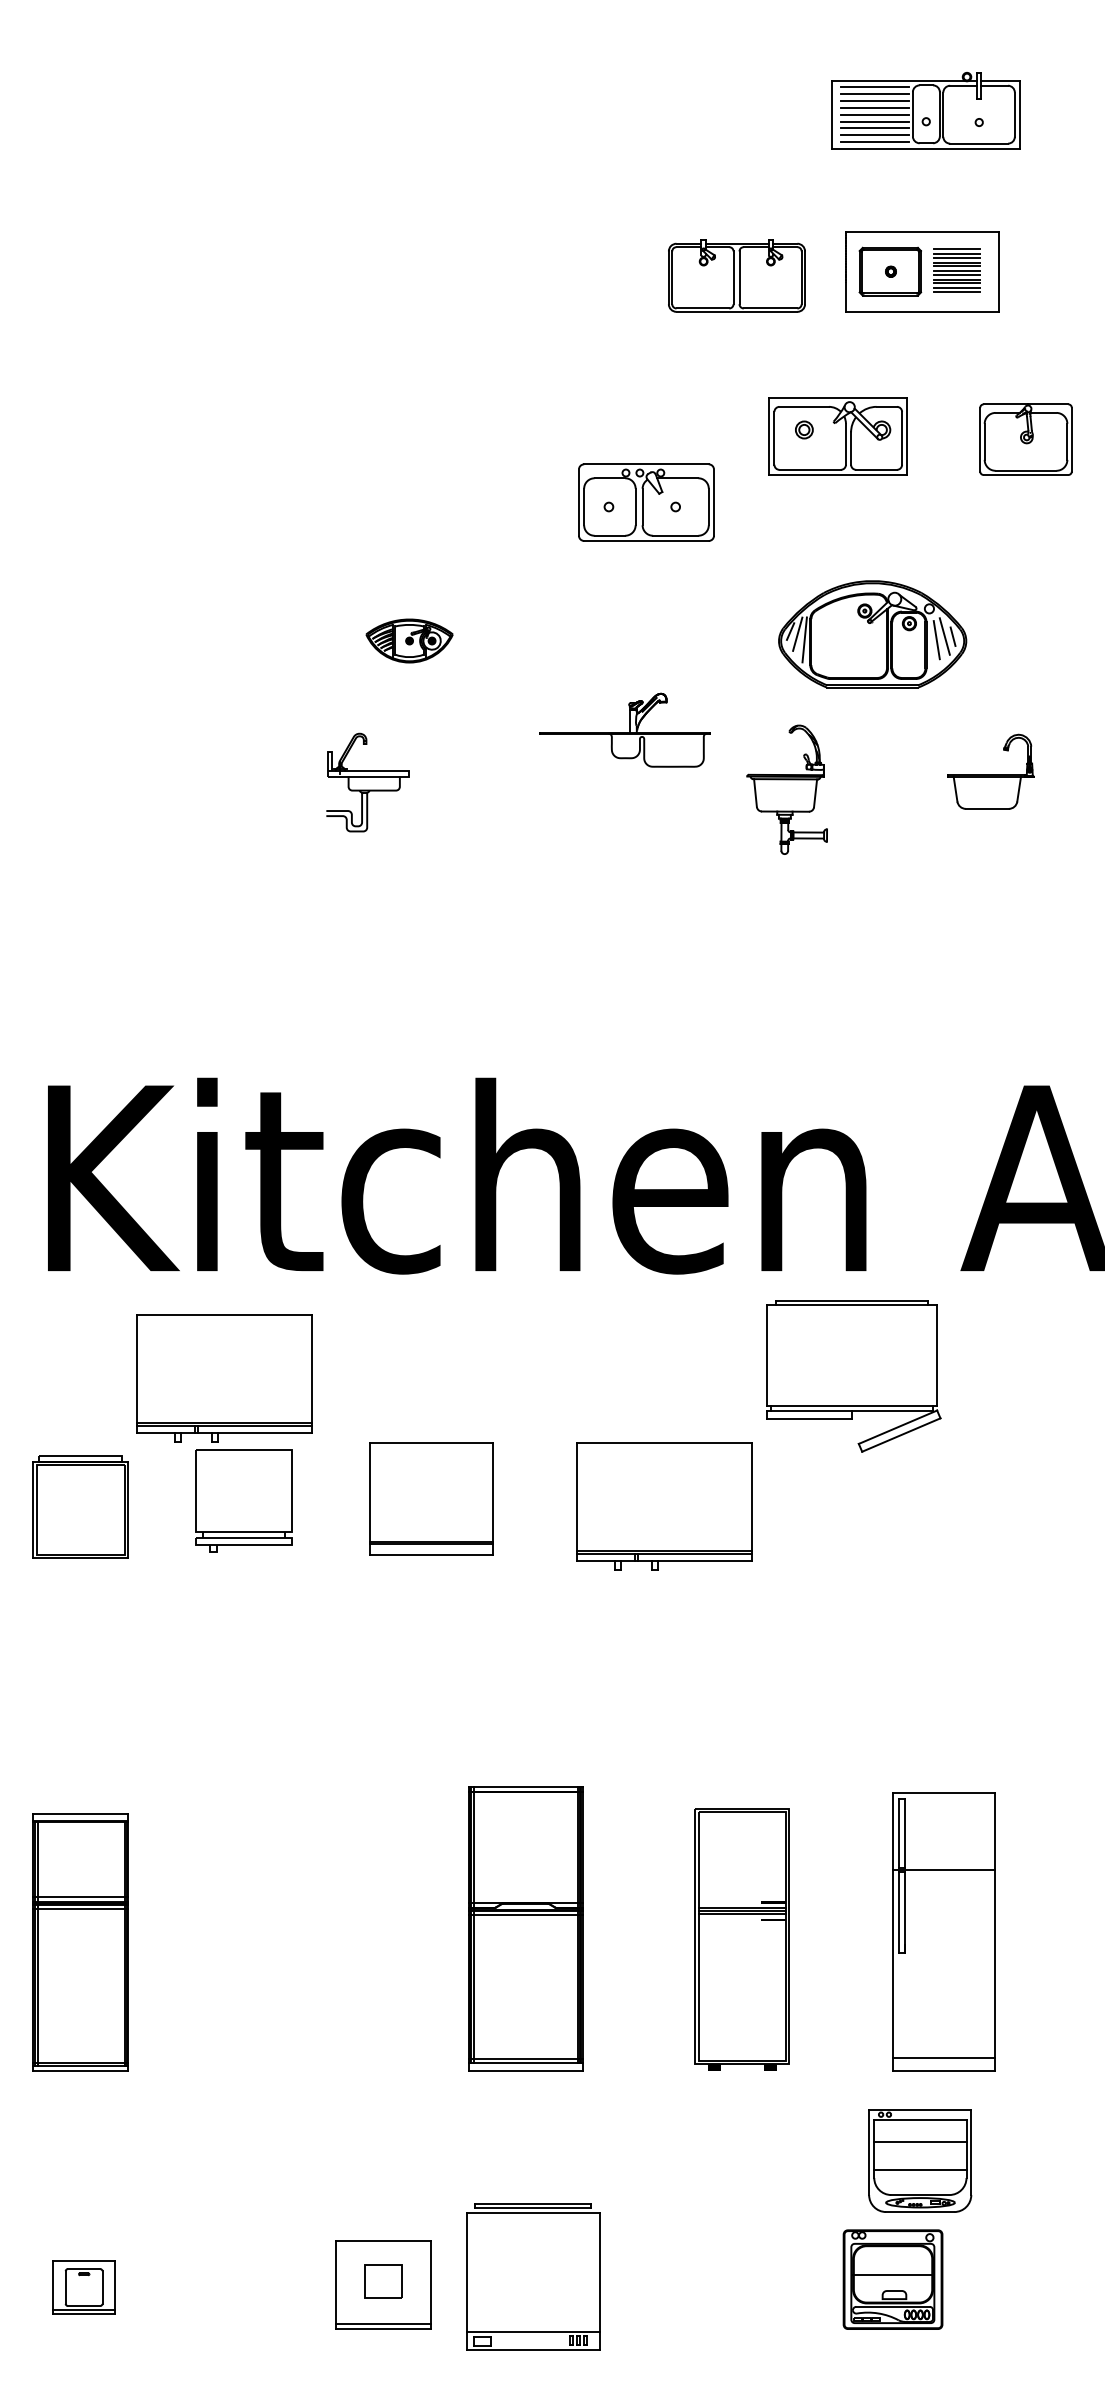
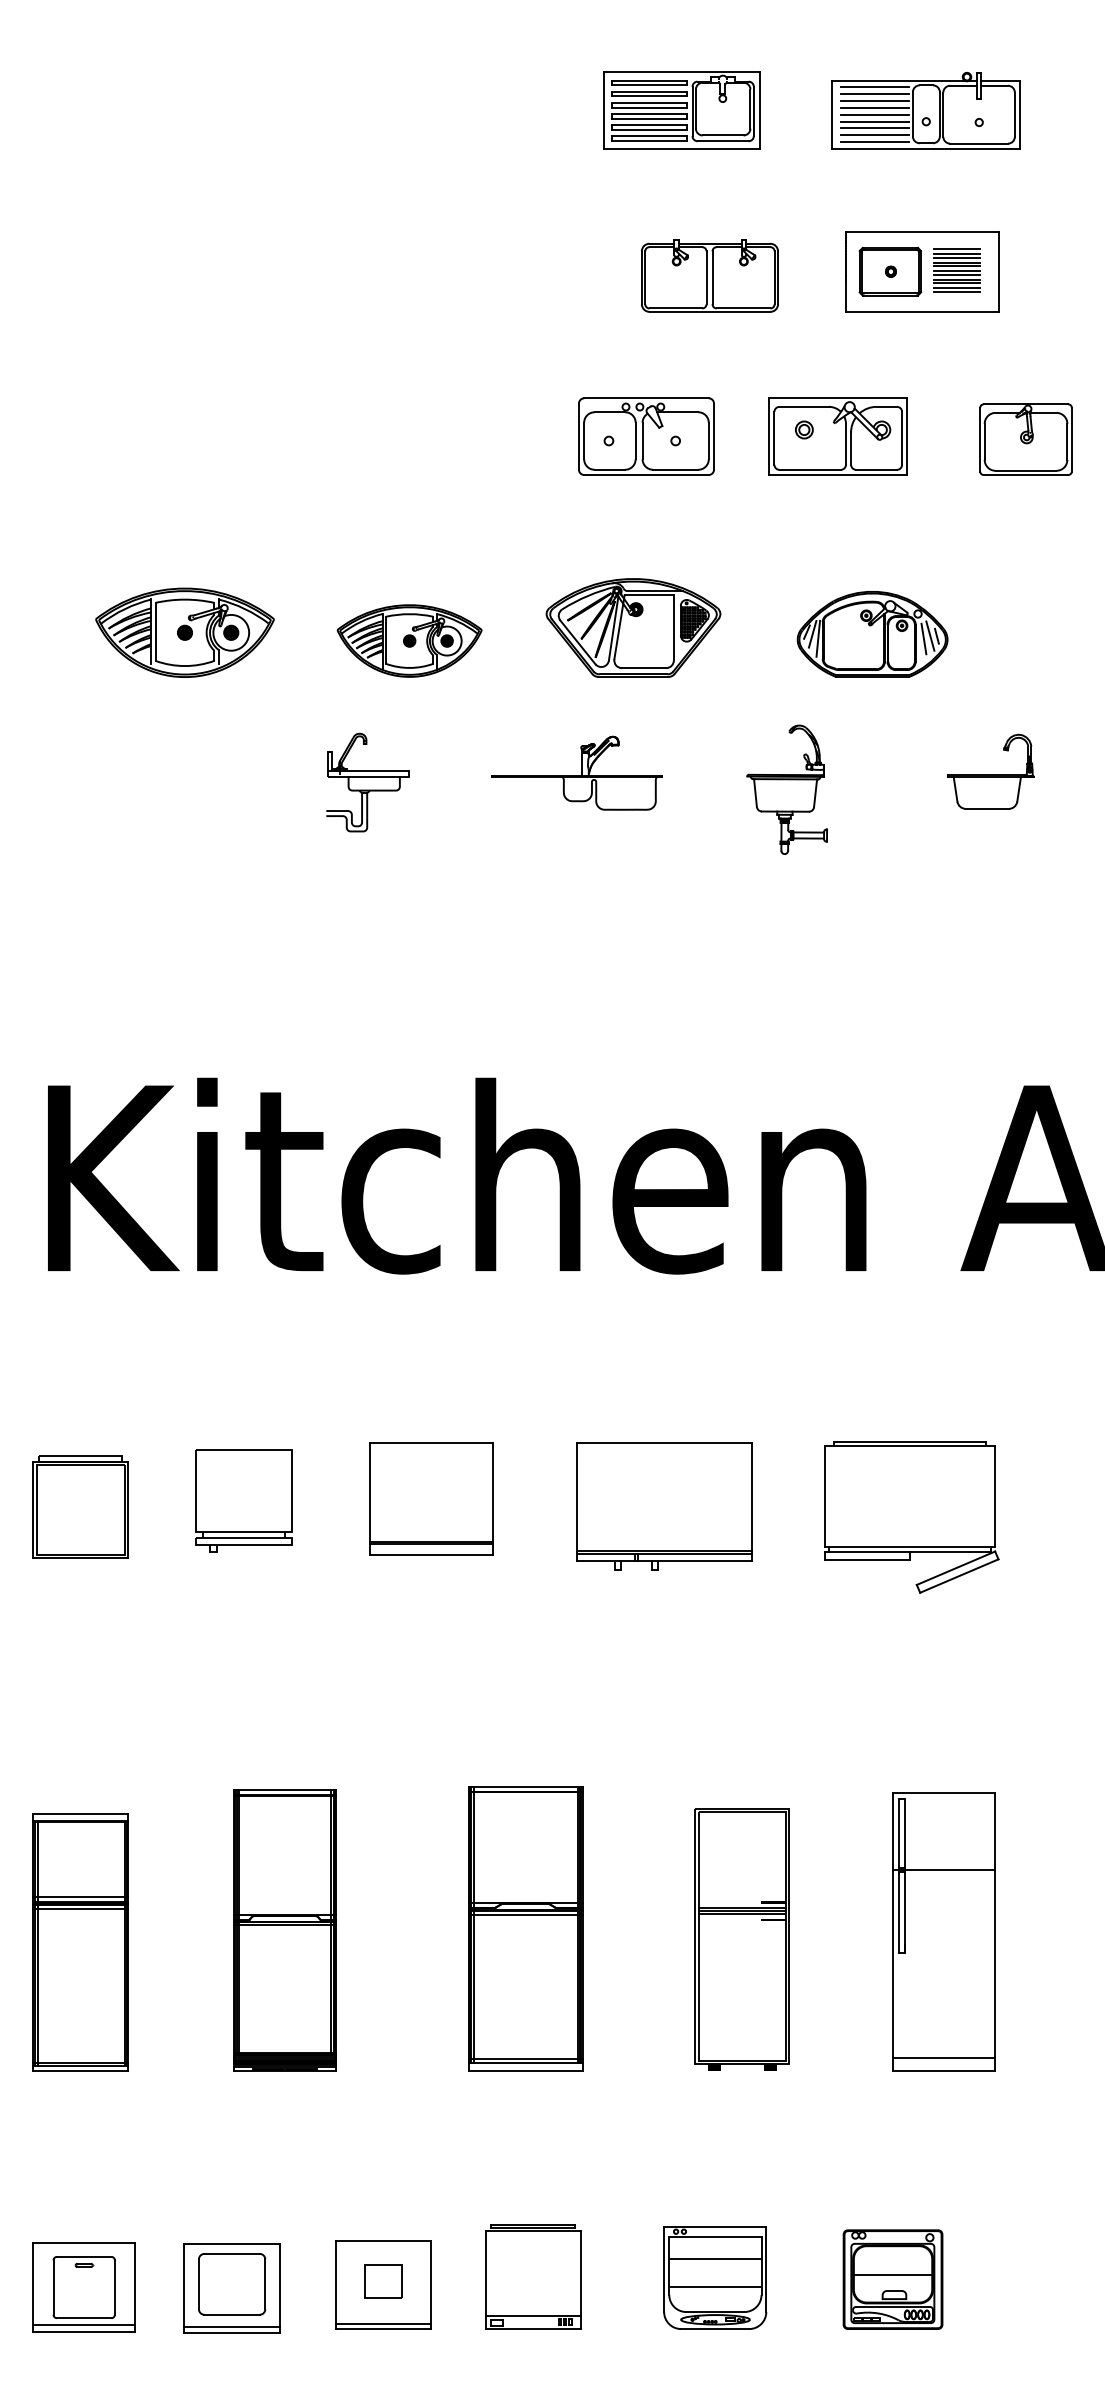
part: none -> present (681, 110)
part position: (736, 275) -> (709, 275) (709, 275)
part position: (646, 502) -> (646, 436) (646, 436)
part: none -> present (633, 627)
part: none -> present (184, 632)
part size: 190x109 px -> 153x87 px (872, 634)
part size: 89x46 px -> 147x74 px (409, 640)
part position: (624, 729) -> (576, 772) (576, 772)
part position: (853, 1376) -> (911, 1517) (911, 1517)
part: present -> none (224, 1378)
part: none -> present (284, 1930)
part position: (920, 2160) -> (715, 2277) (715, 2277)
part size: 135x148 px -> 97x106 px (533, 2276)
part size: 64x55 px -> 104x91 px (83, 2287)
part: none -> present (231, 2288)
